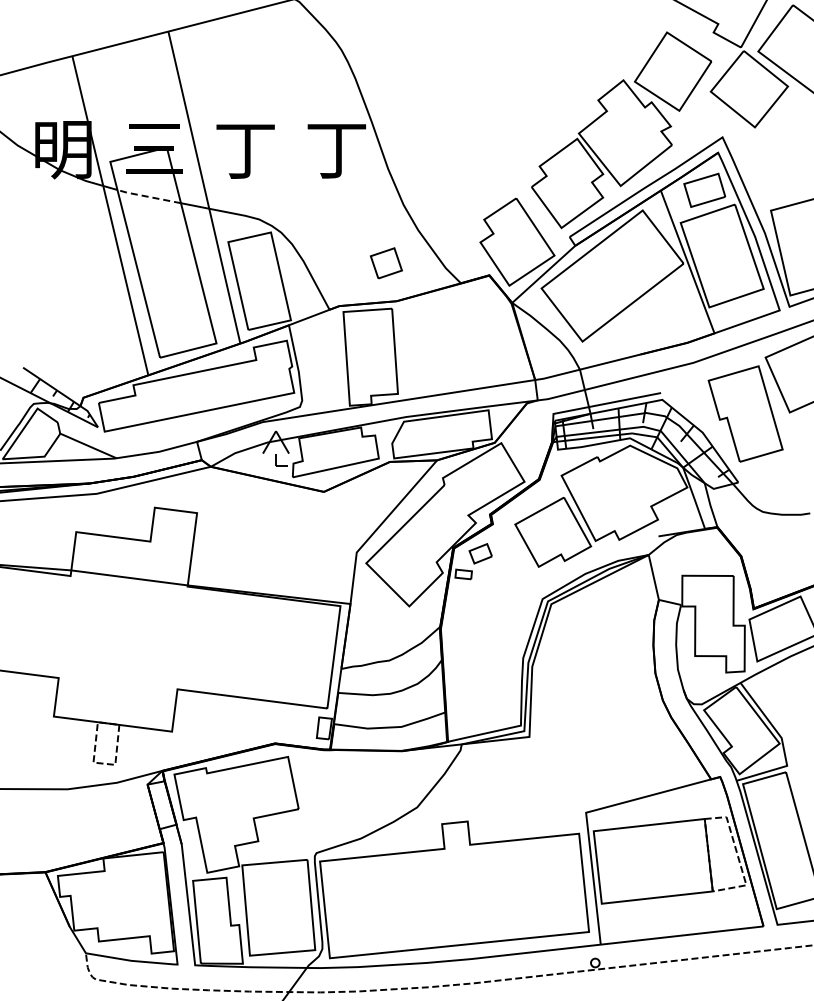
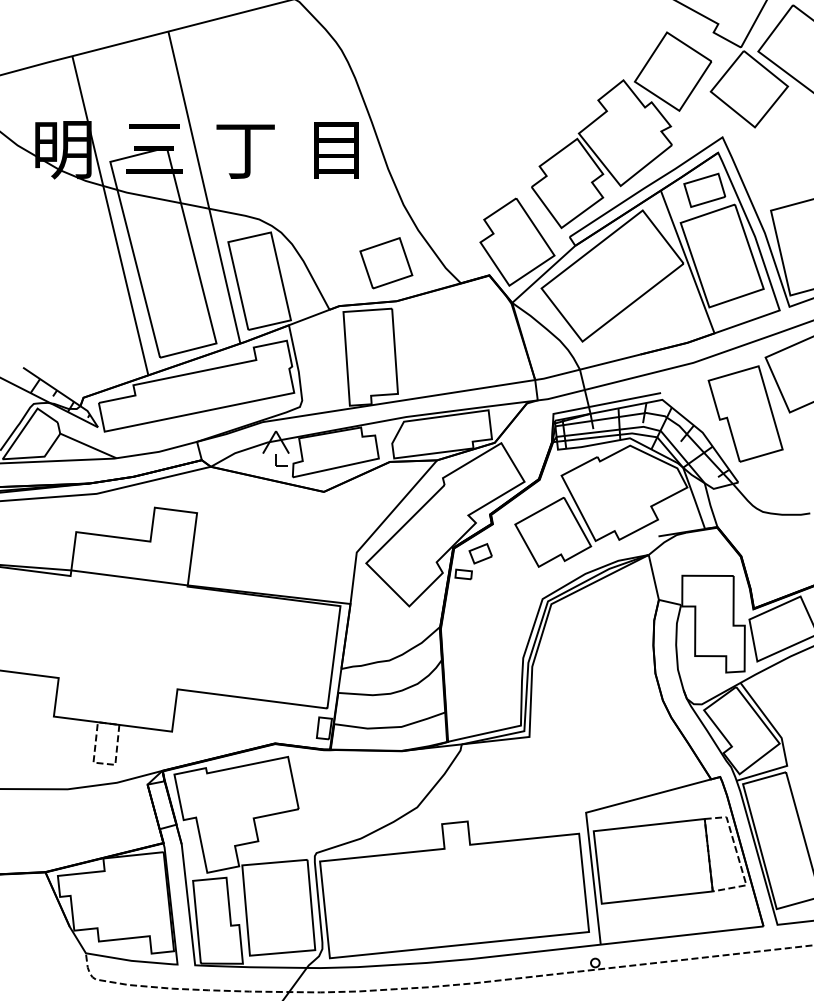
text: 丁 -> 目 (336, 150)
line: dashed -> solid (148, 196)
part size: 34x33 px -> 55x53 px (386, 263)
